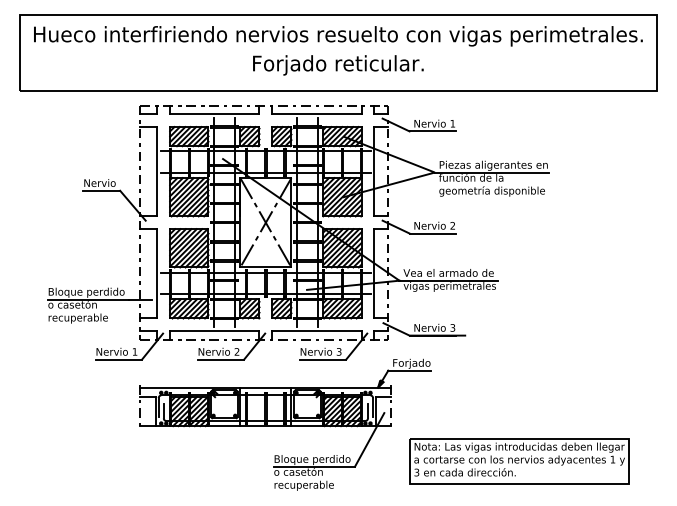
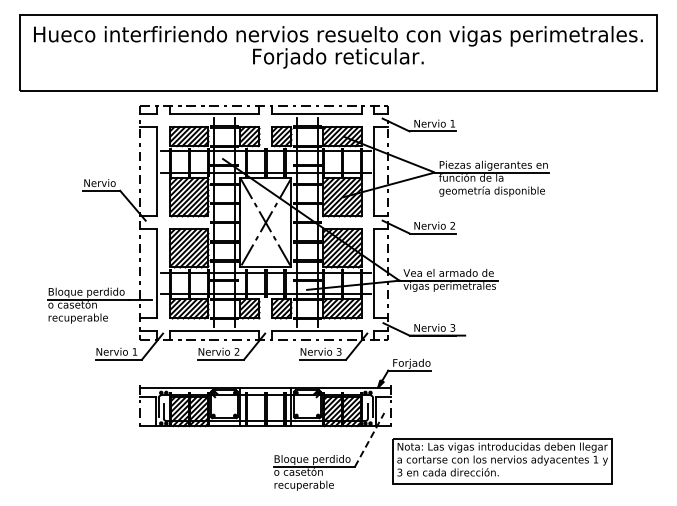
text position: (338, 65) -> (338, 58) (338, 58)
line: solid -> dashed (369, 439)
part position: (519, 461) -> (502, 461) (502, 461)
